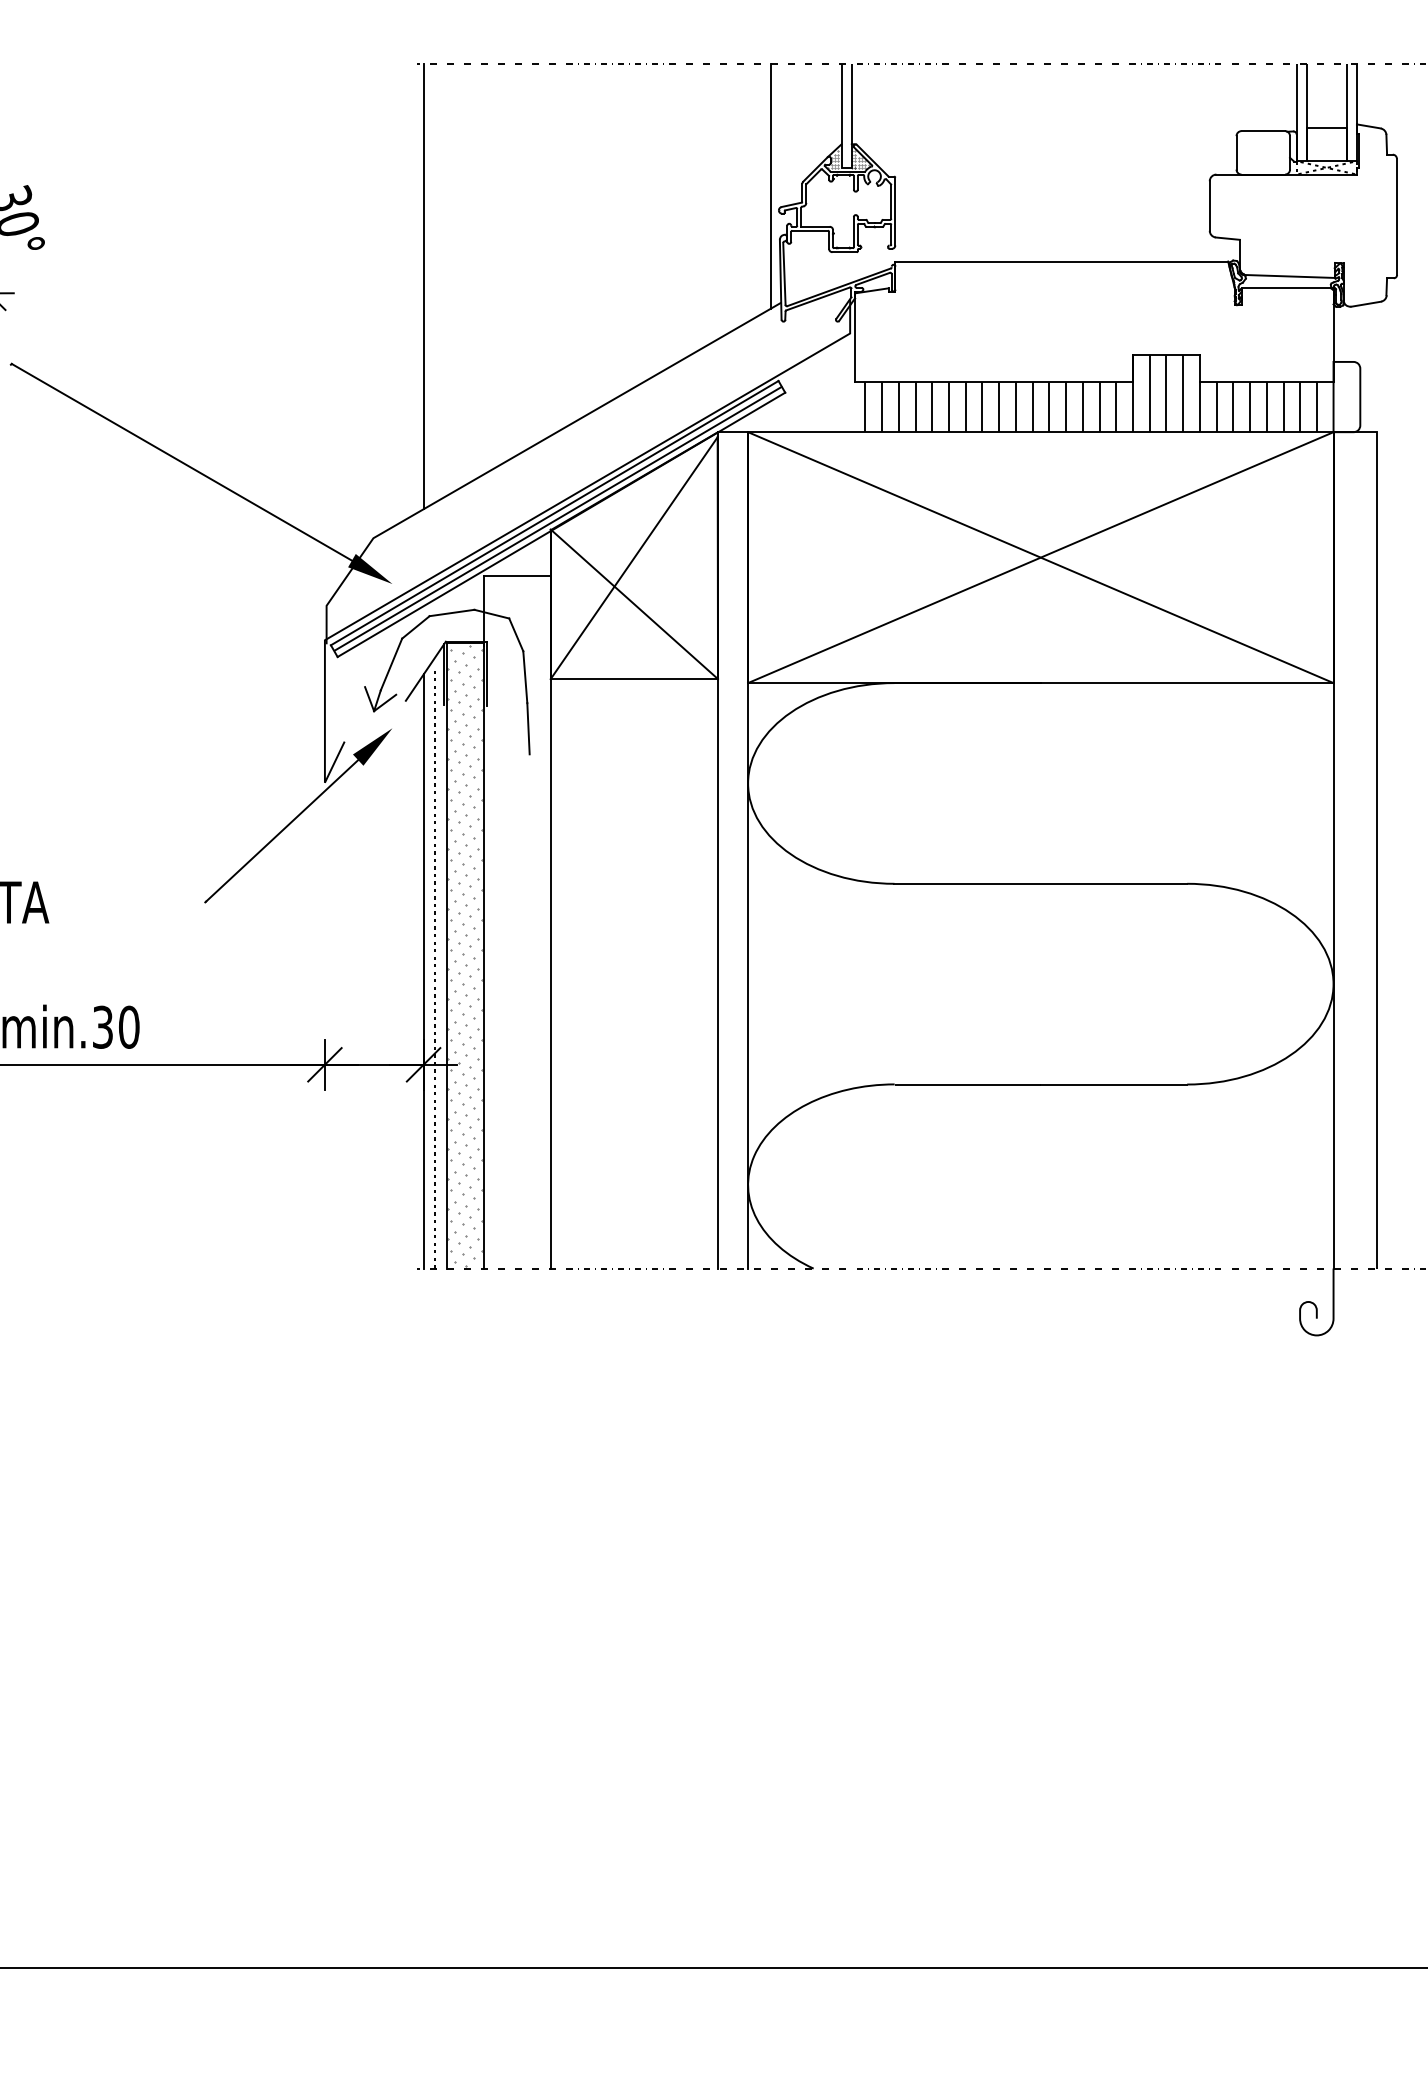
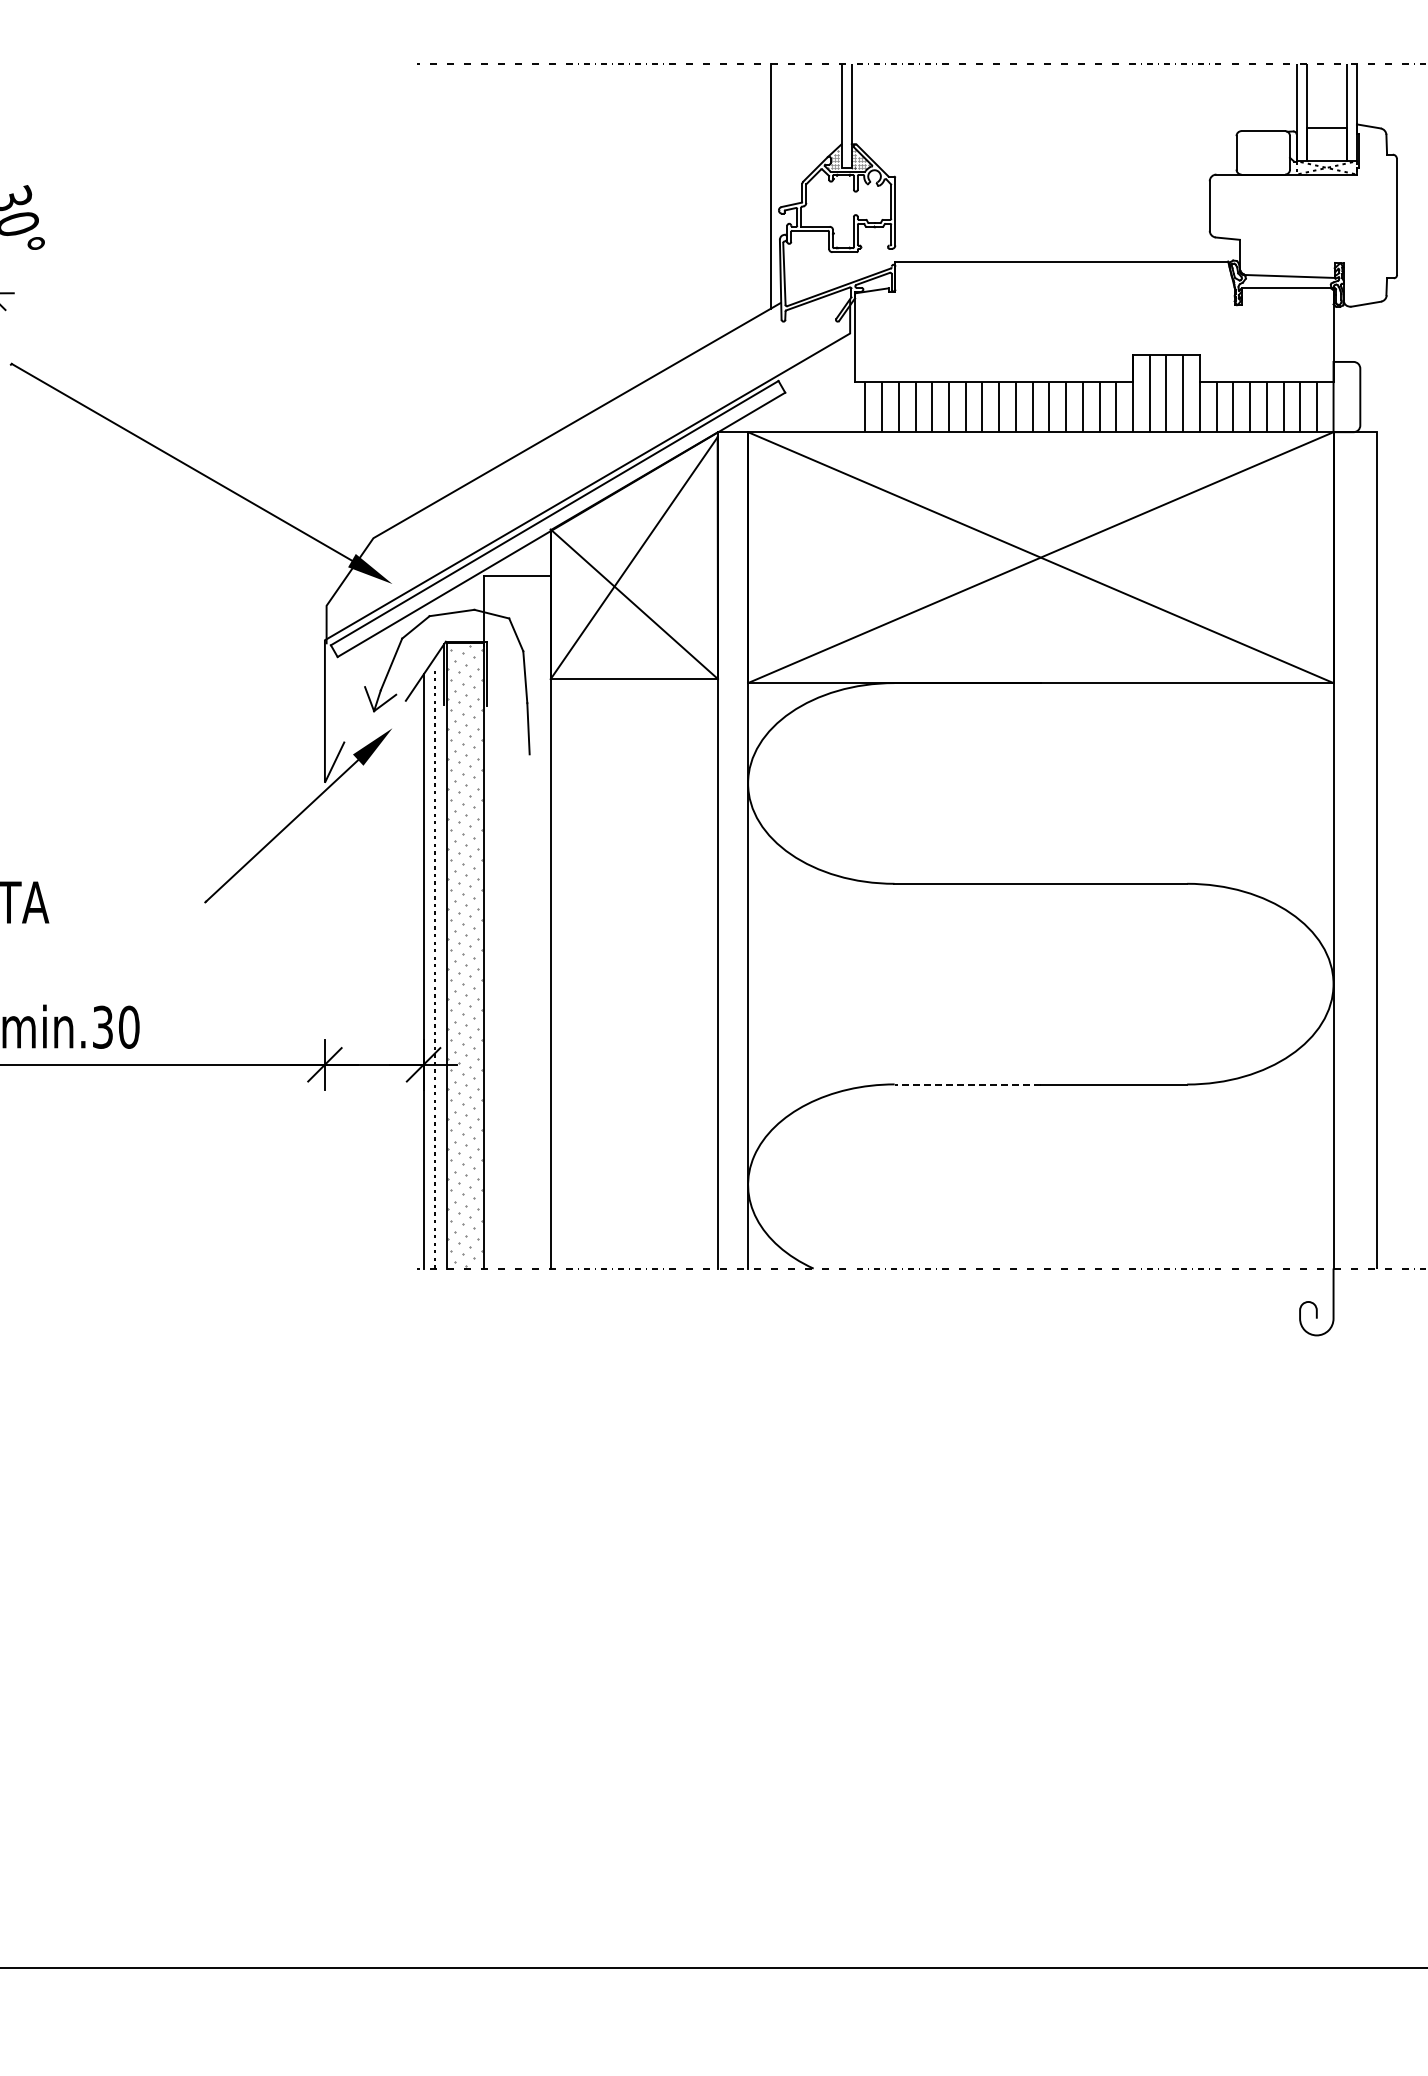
line: present -> none (423, 286)
line: present -> none (558, 518)
line: solid -> dashed (967, 1084)
